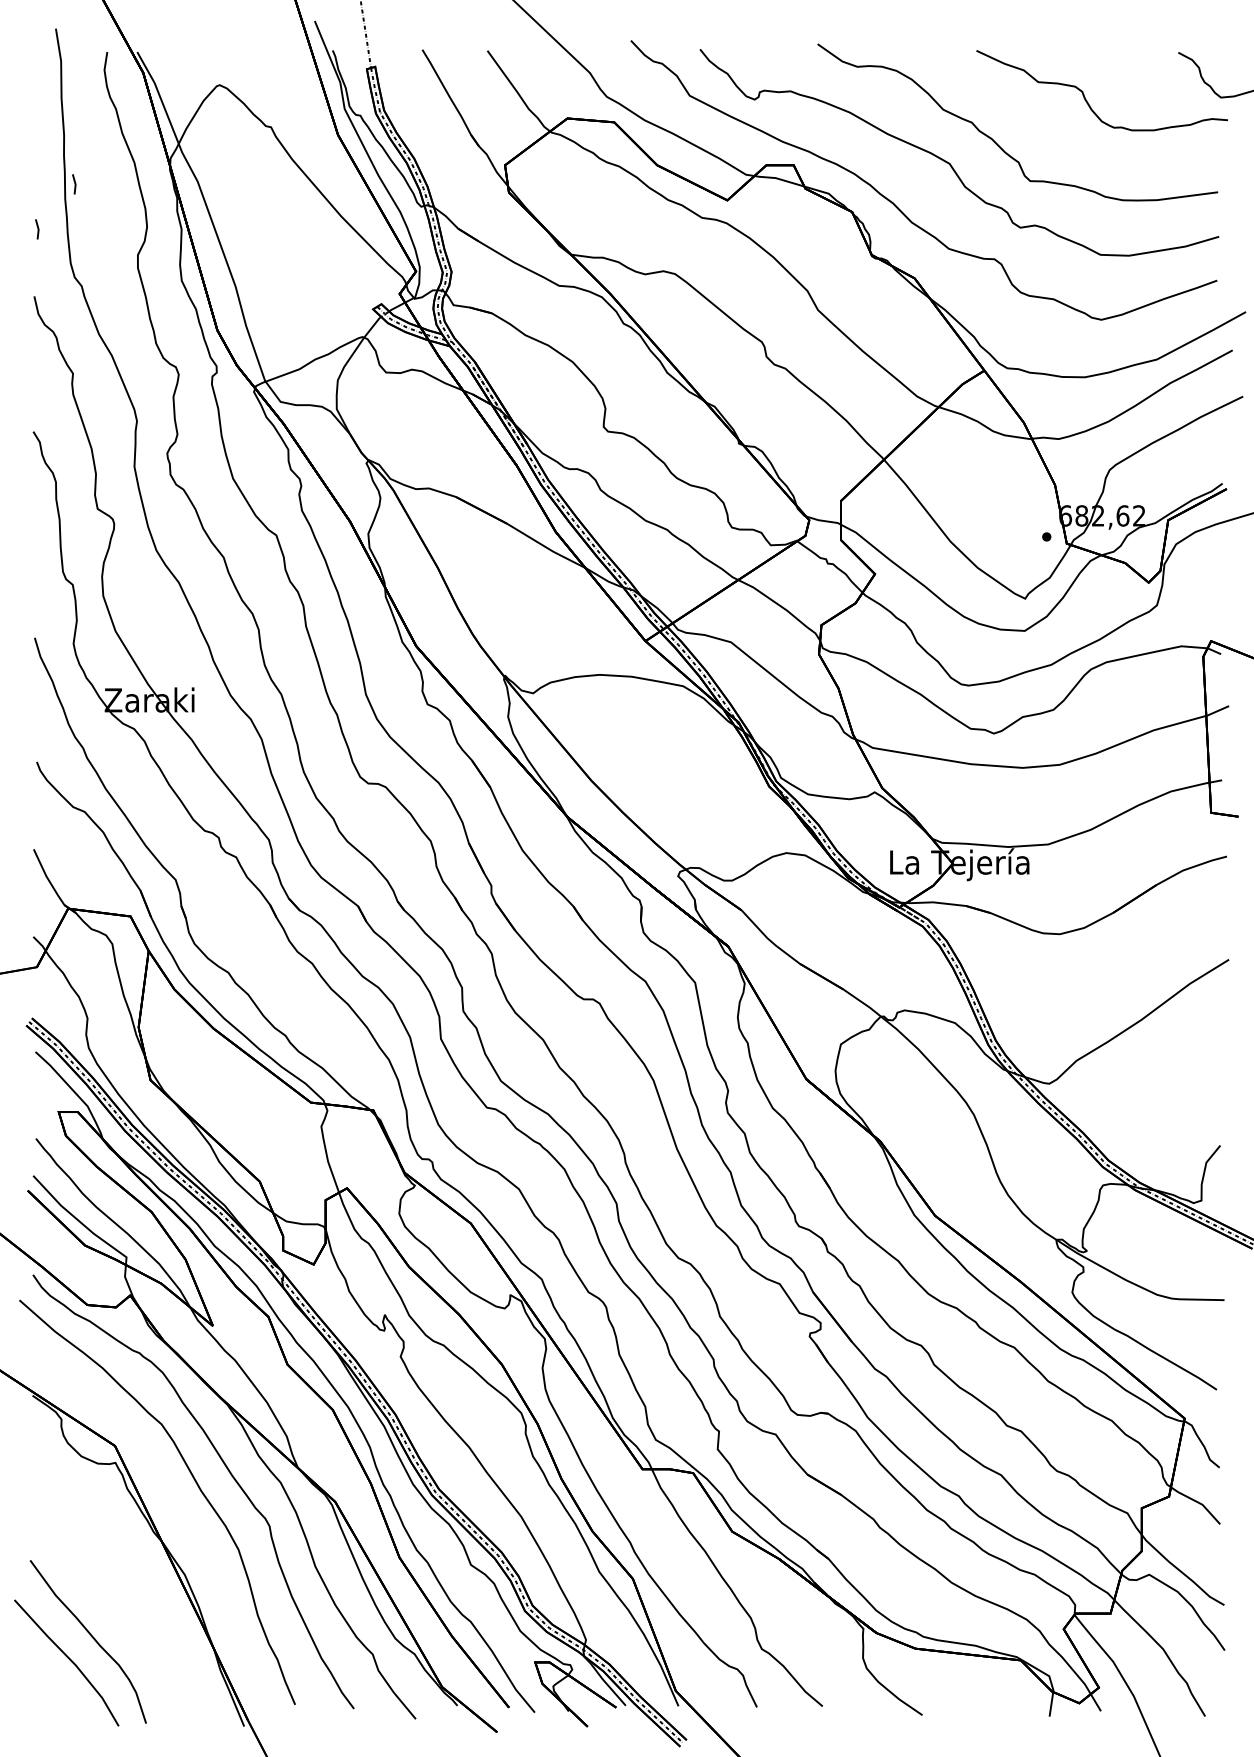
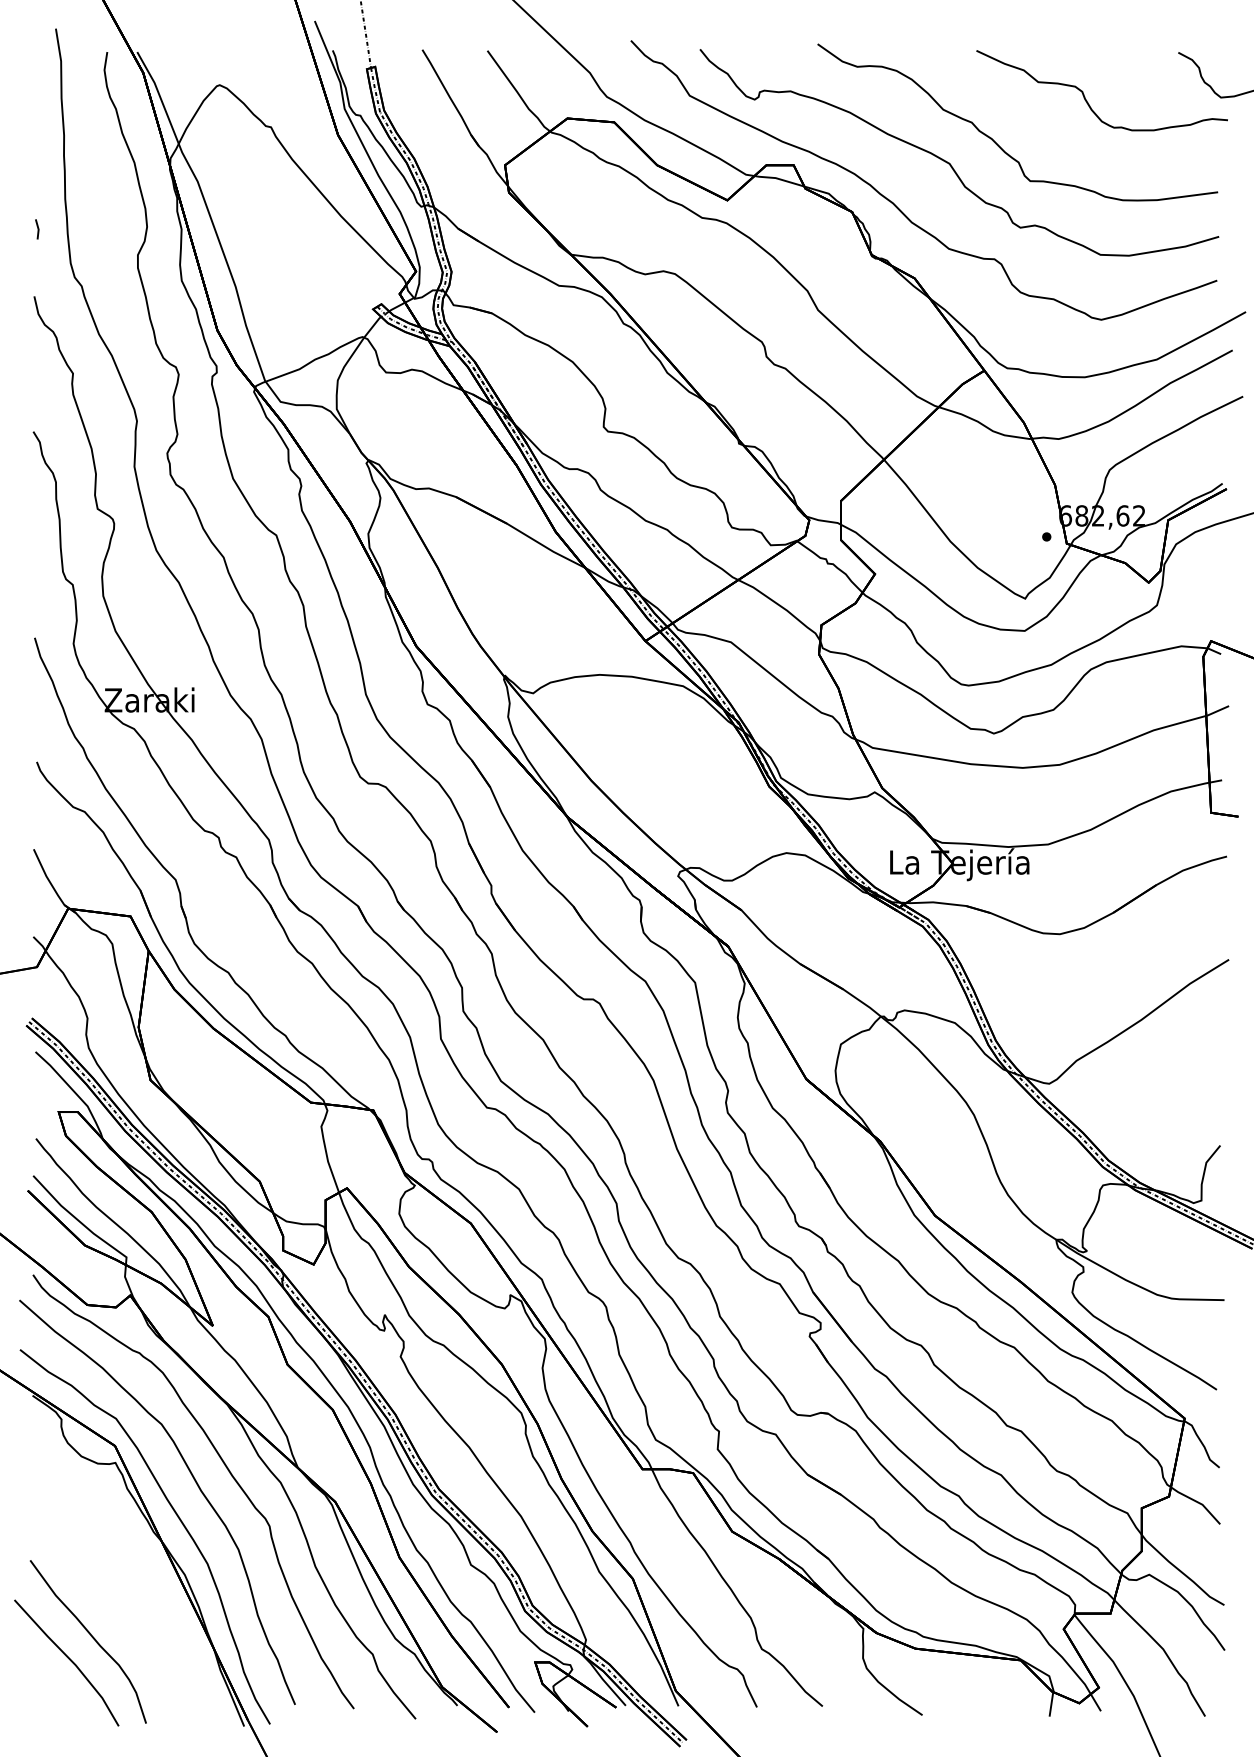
line: present -> none (74, 184)
curve: none -> present (175, 1514)
